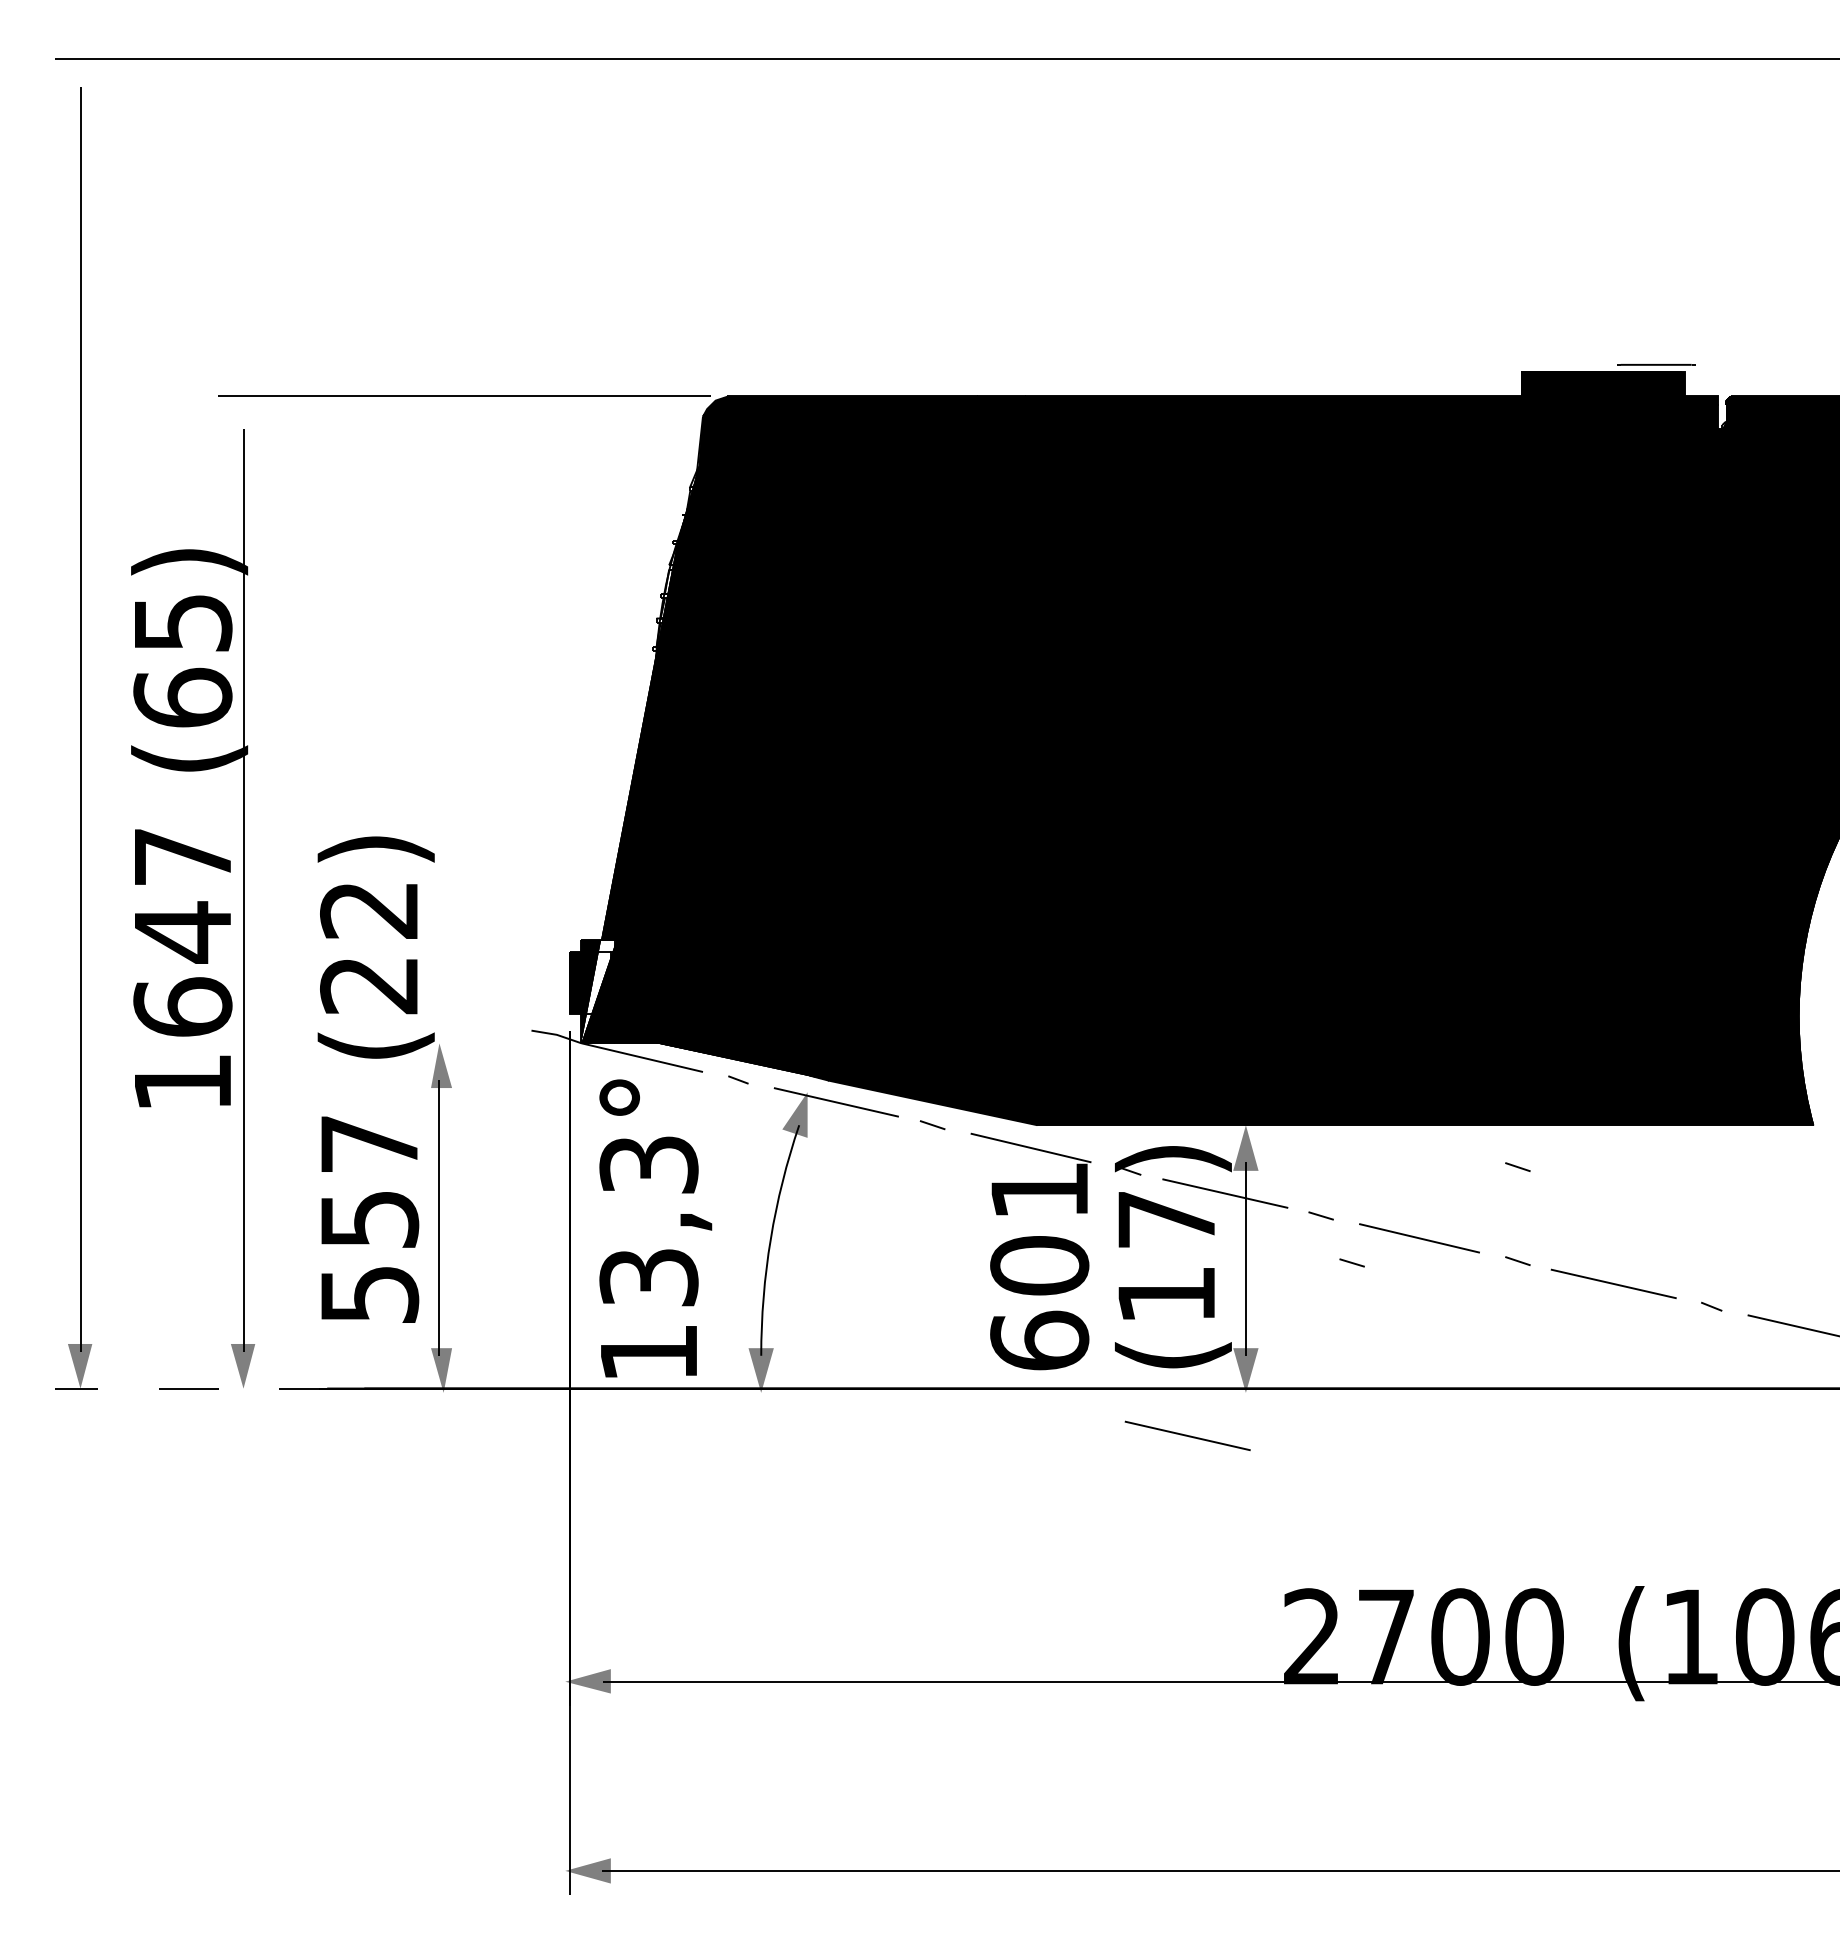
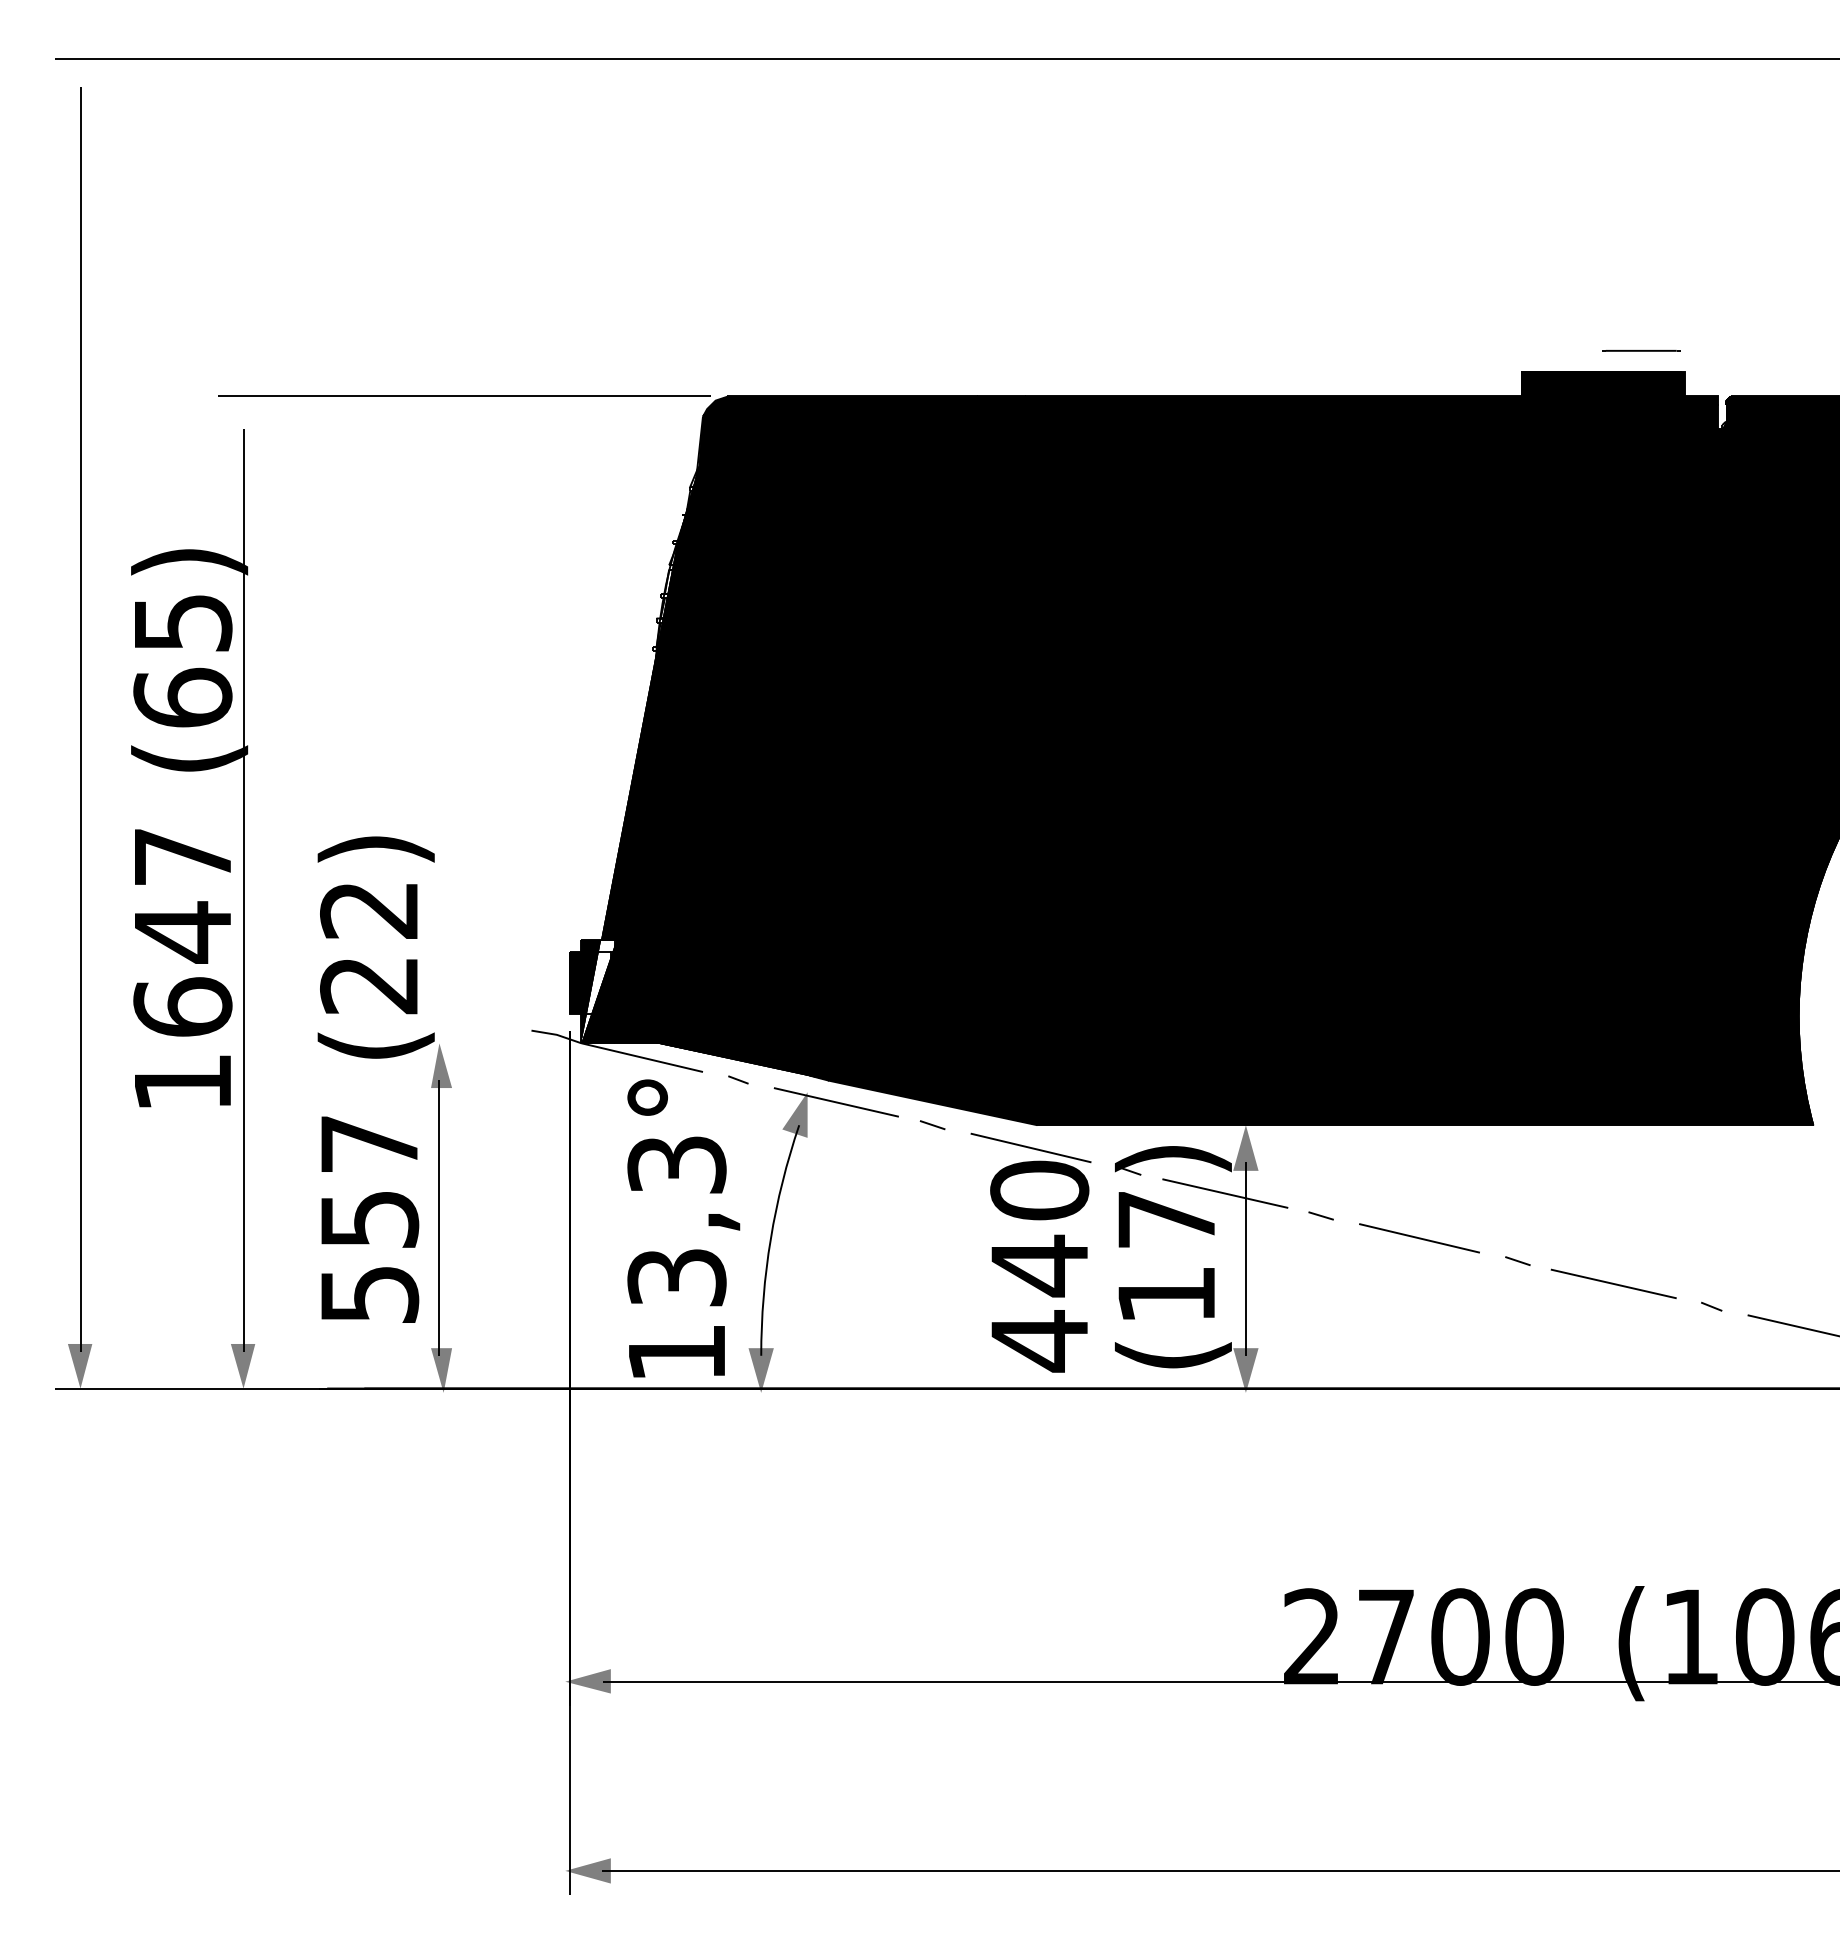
line position: (1656, 364) -> (1641, 350) (1641, 350)
line: present -> none (1517, 1166)
text position: (655, 1228) -> (683, 1228) (683, 1228)
line: present -> none (1351, 1262)
text: 601 -> 440 (1039, 1266)
line: dashed -> solid (197, 1388)
line: present -> none (1187, 1435)
